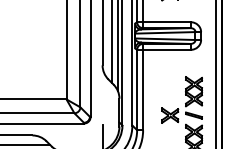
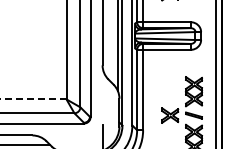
line: present -> none (111, 42)
line: solid -> dashed (33, 99)
